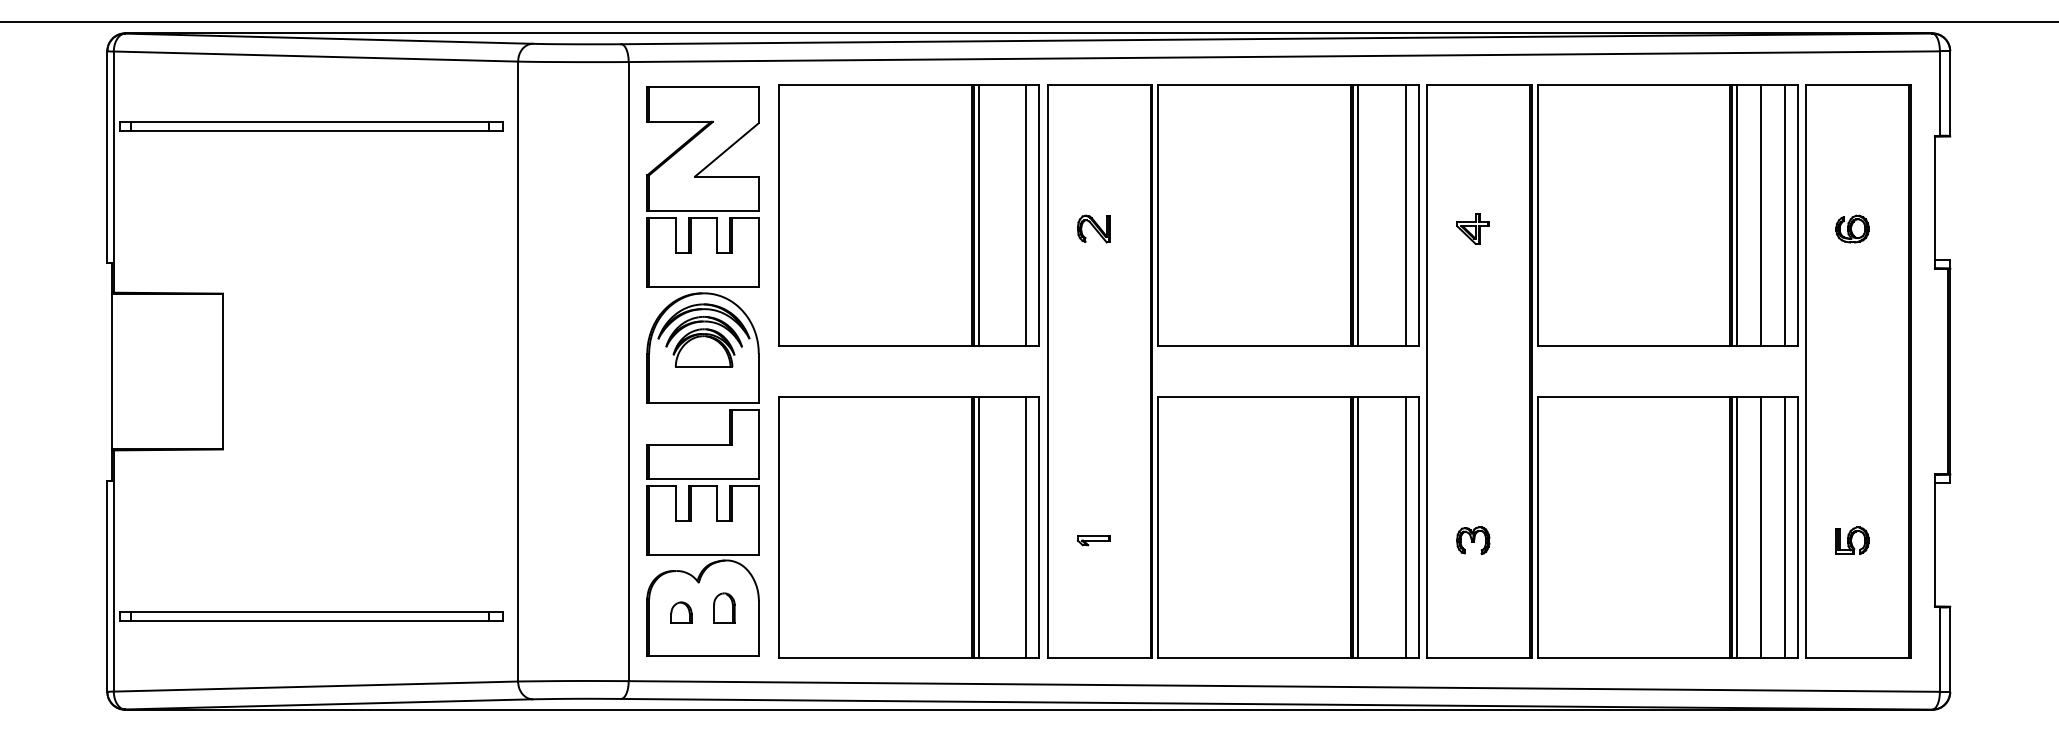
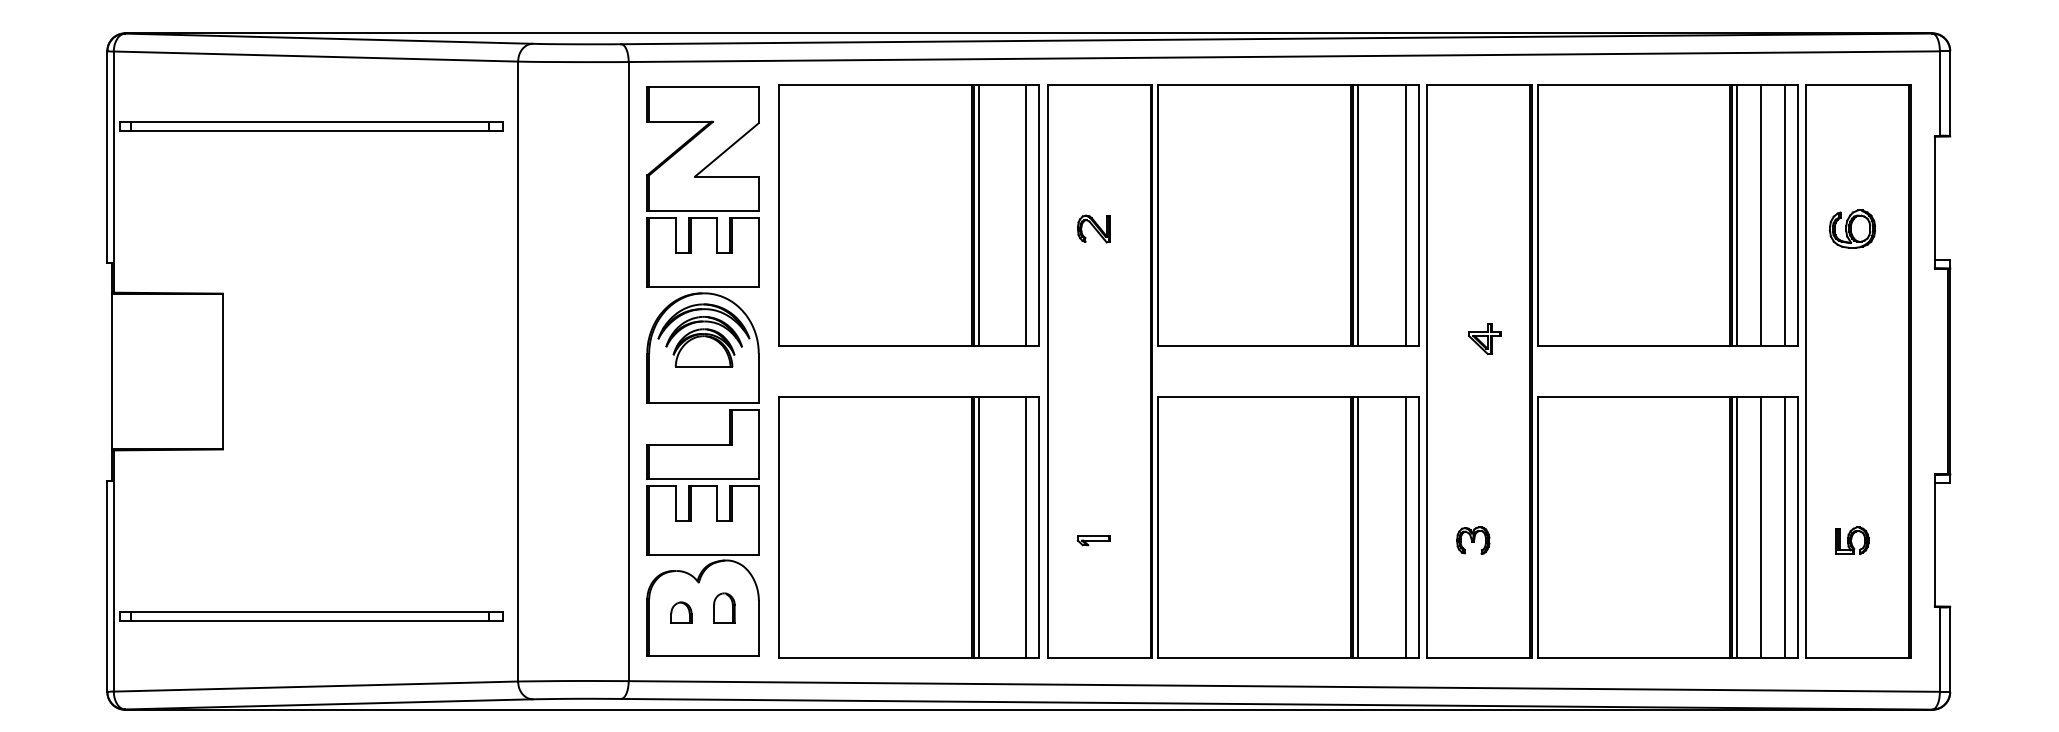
line: present -> none (1028, 22)
part position: (1472, 228) -> (1484, 338) (1484, 338)
part size: 35x30 px -> 48x40 px (1852, 228)
